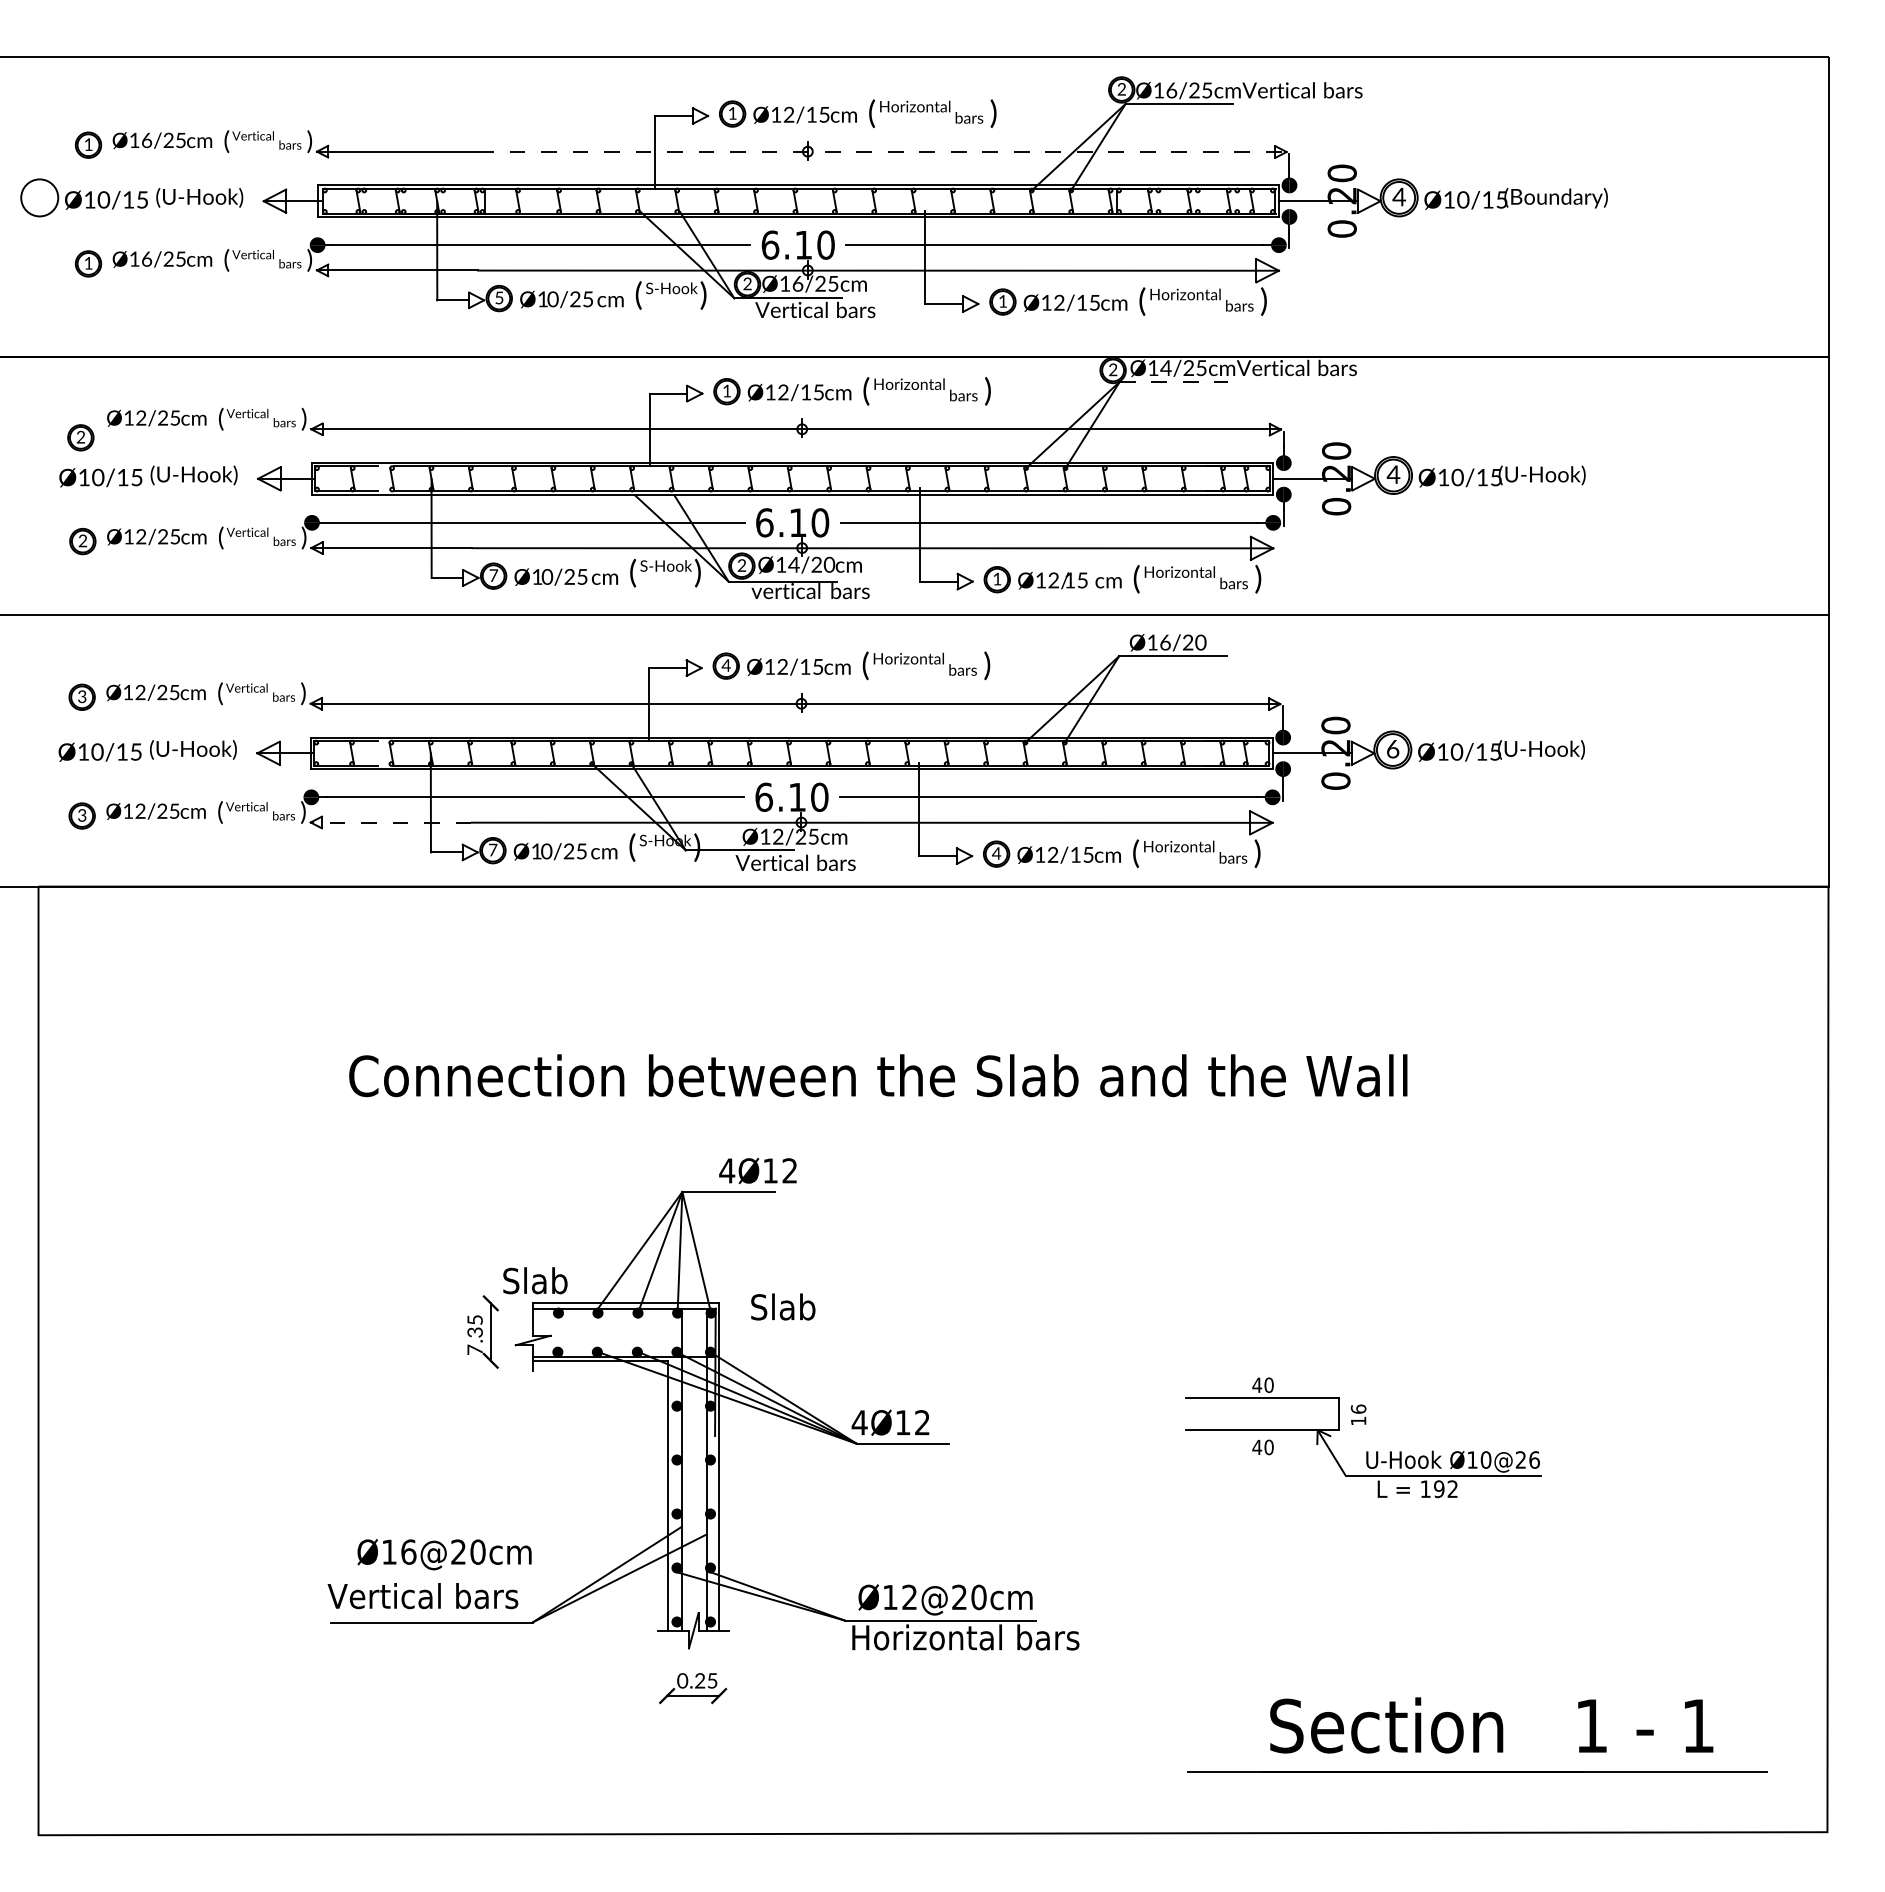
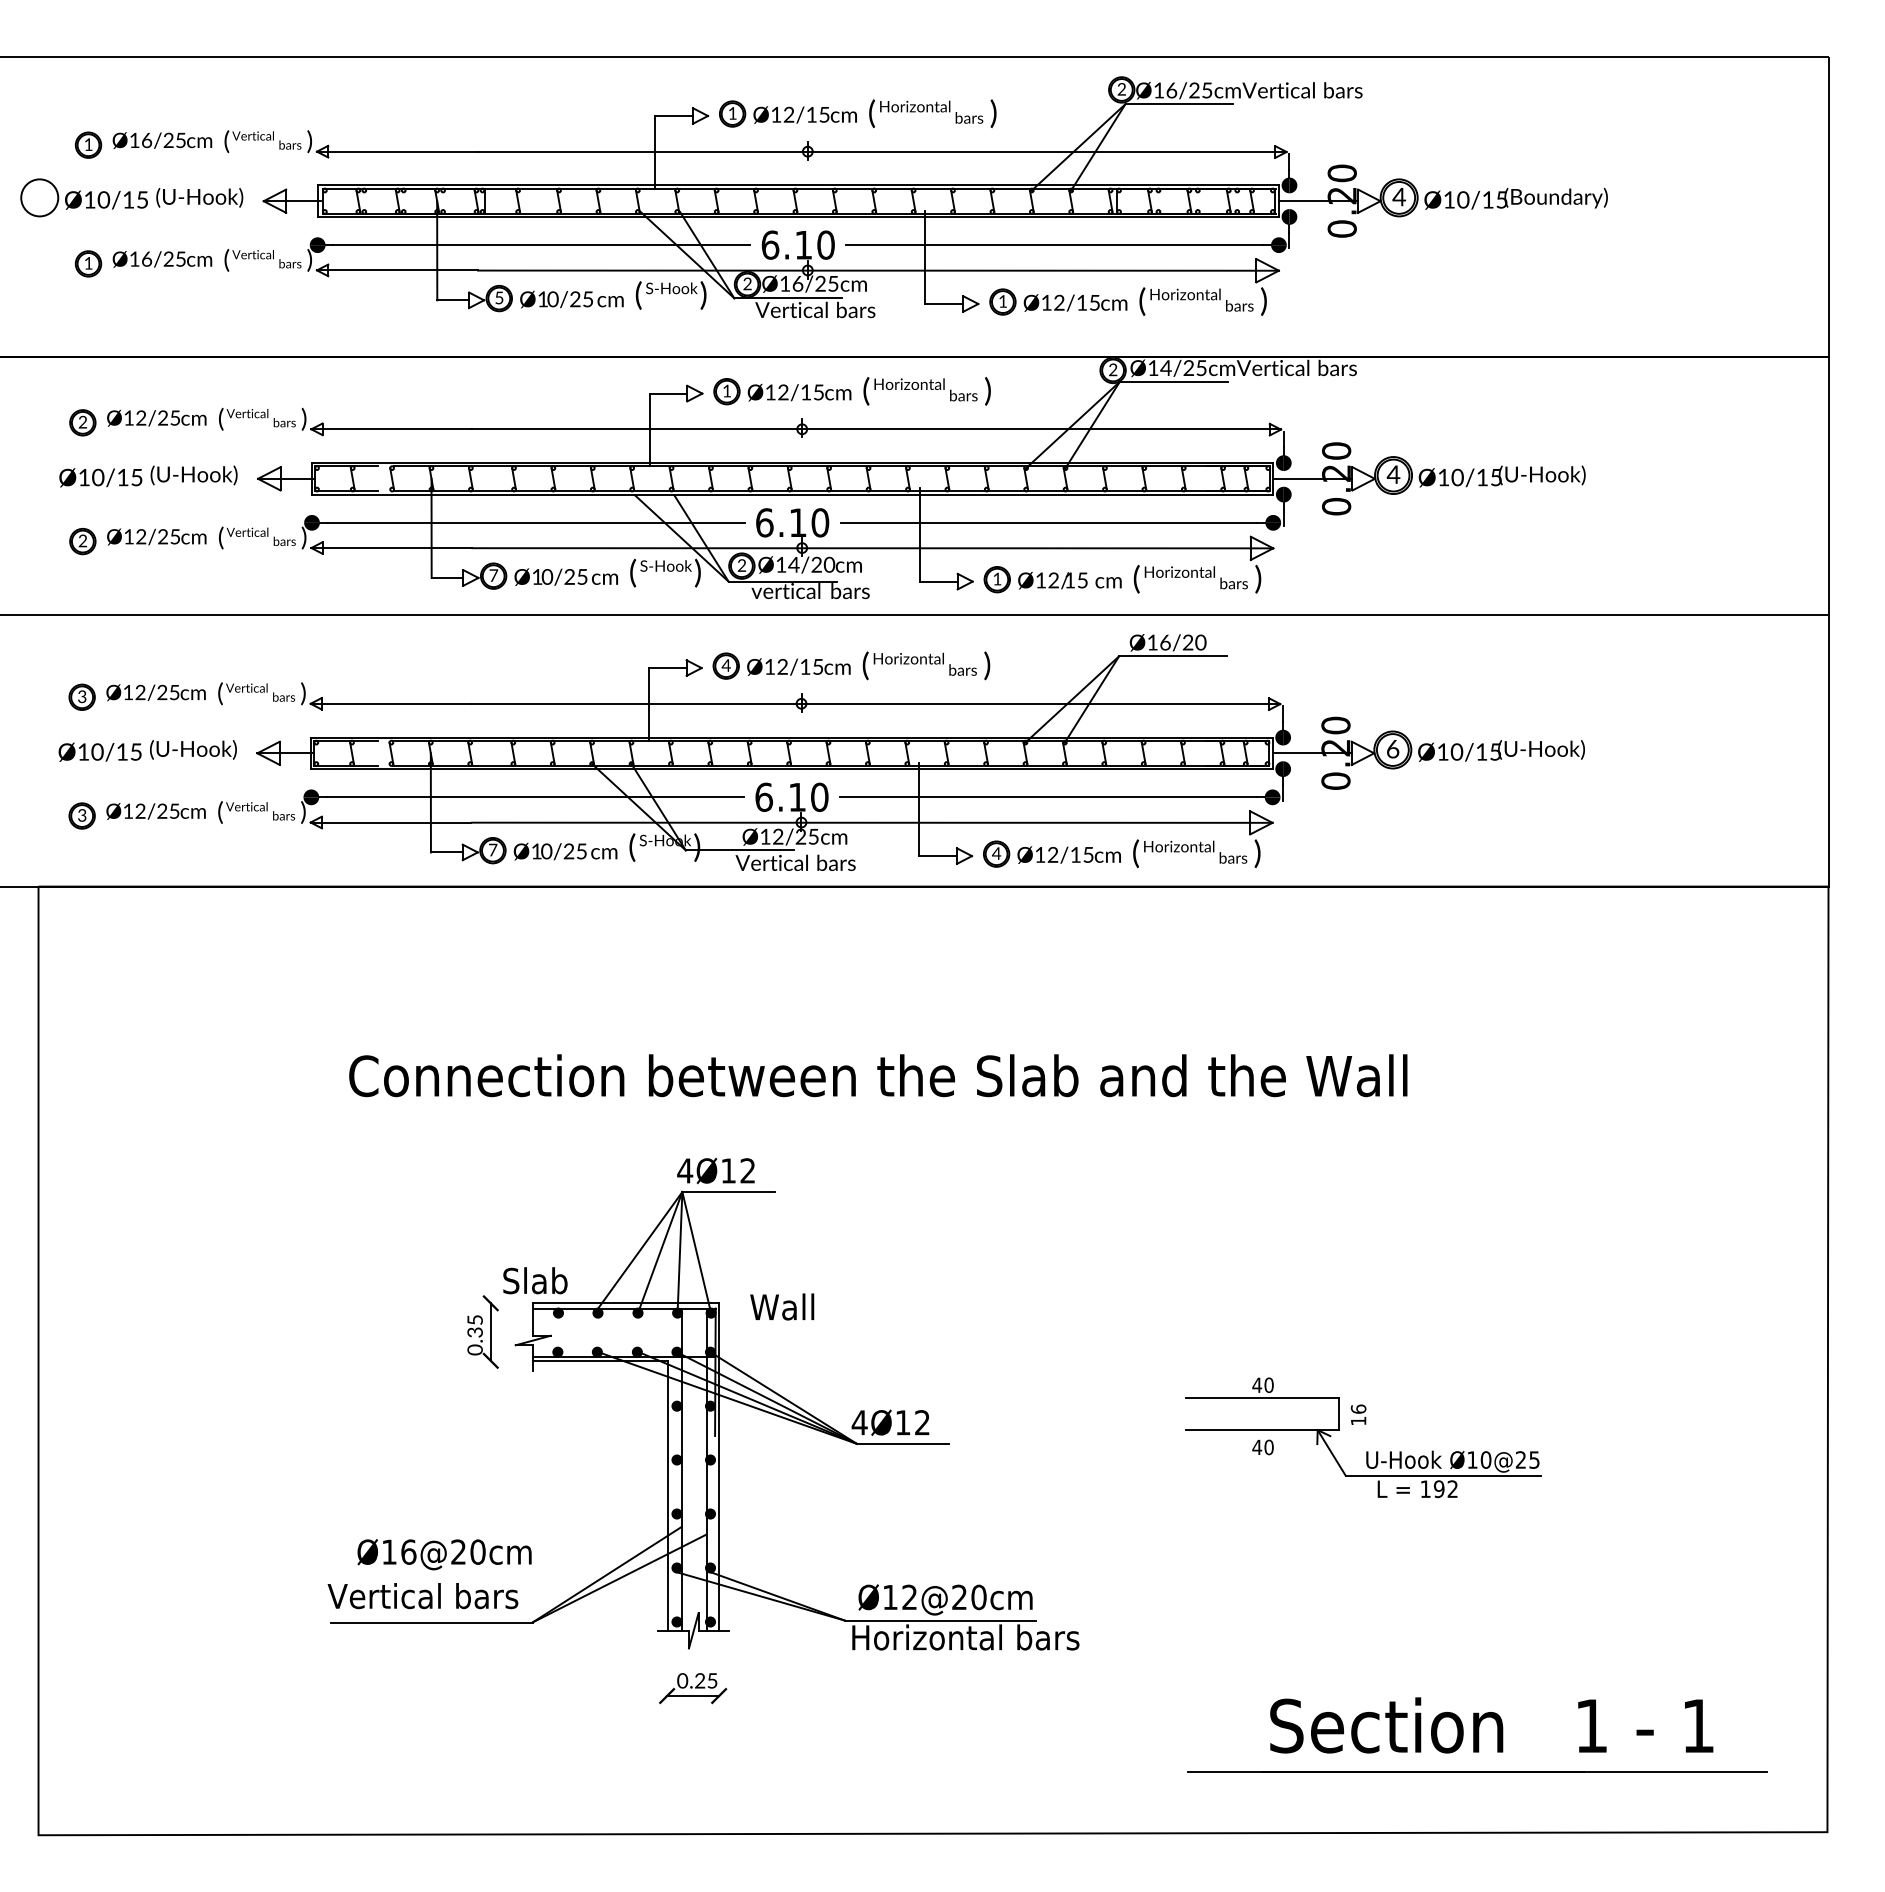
line: dashed -> solid (882, 151)
line: dashed -> solid (1173, 381)
part position: (80, 437) -> (82, 422) (82, 422)
line: dashed -> solid (390, 822)
text position: (757, 1170) -> (715, 1170) (715, 1170)
text: Slab -> Wall (782, 1306)
text: 7.35 -> 0.35 (474, 1349)
text: Ø10@26 -> Ø10@25 (1534, 1459)
